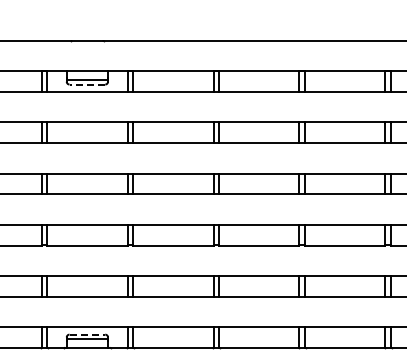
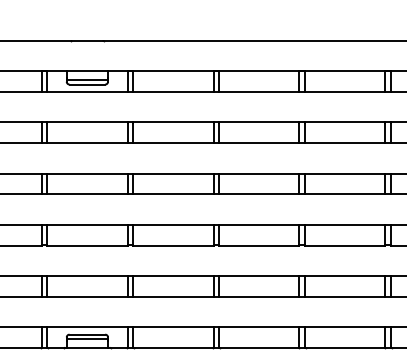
line: dashed -> solid (87, 84)
line: dashed -> solid (87, 334)
